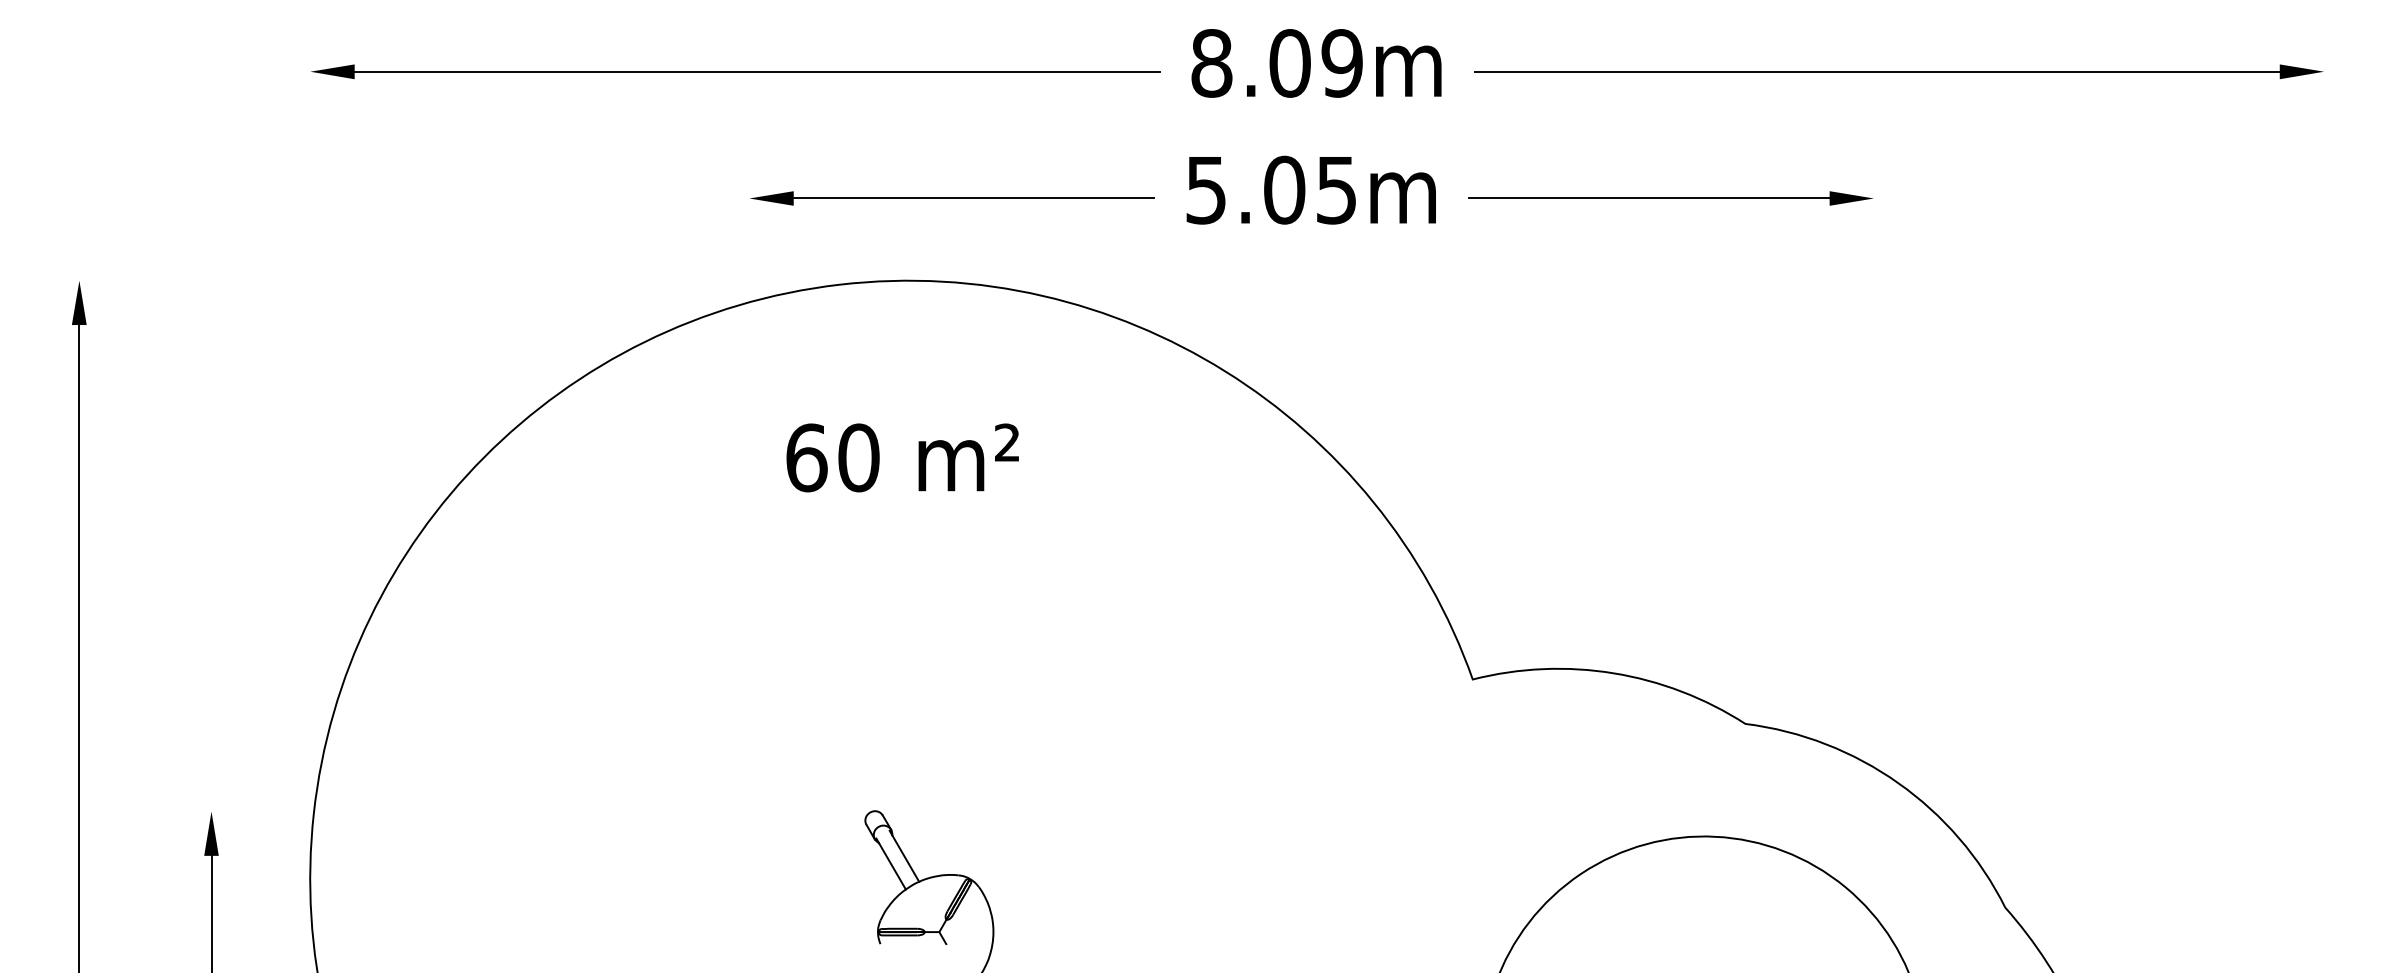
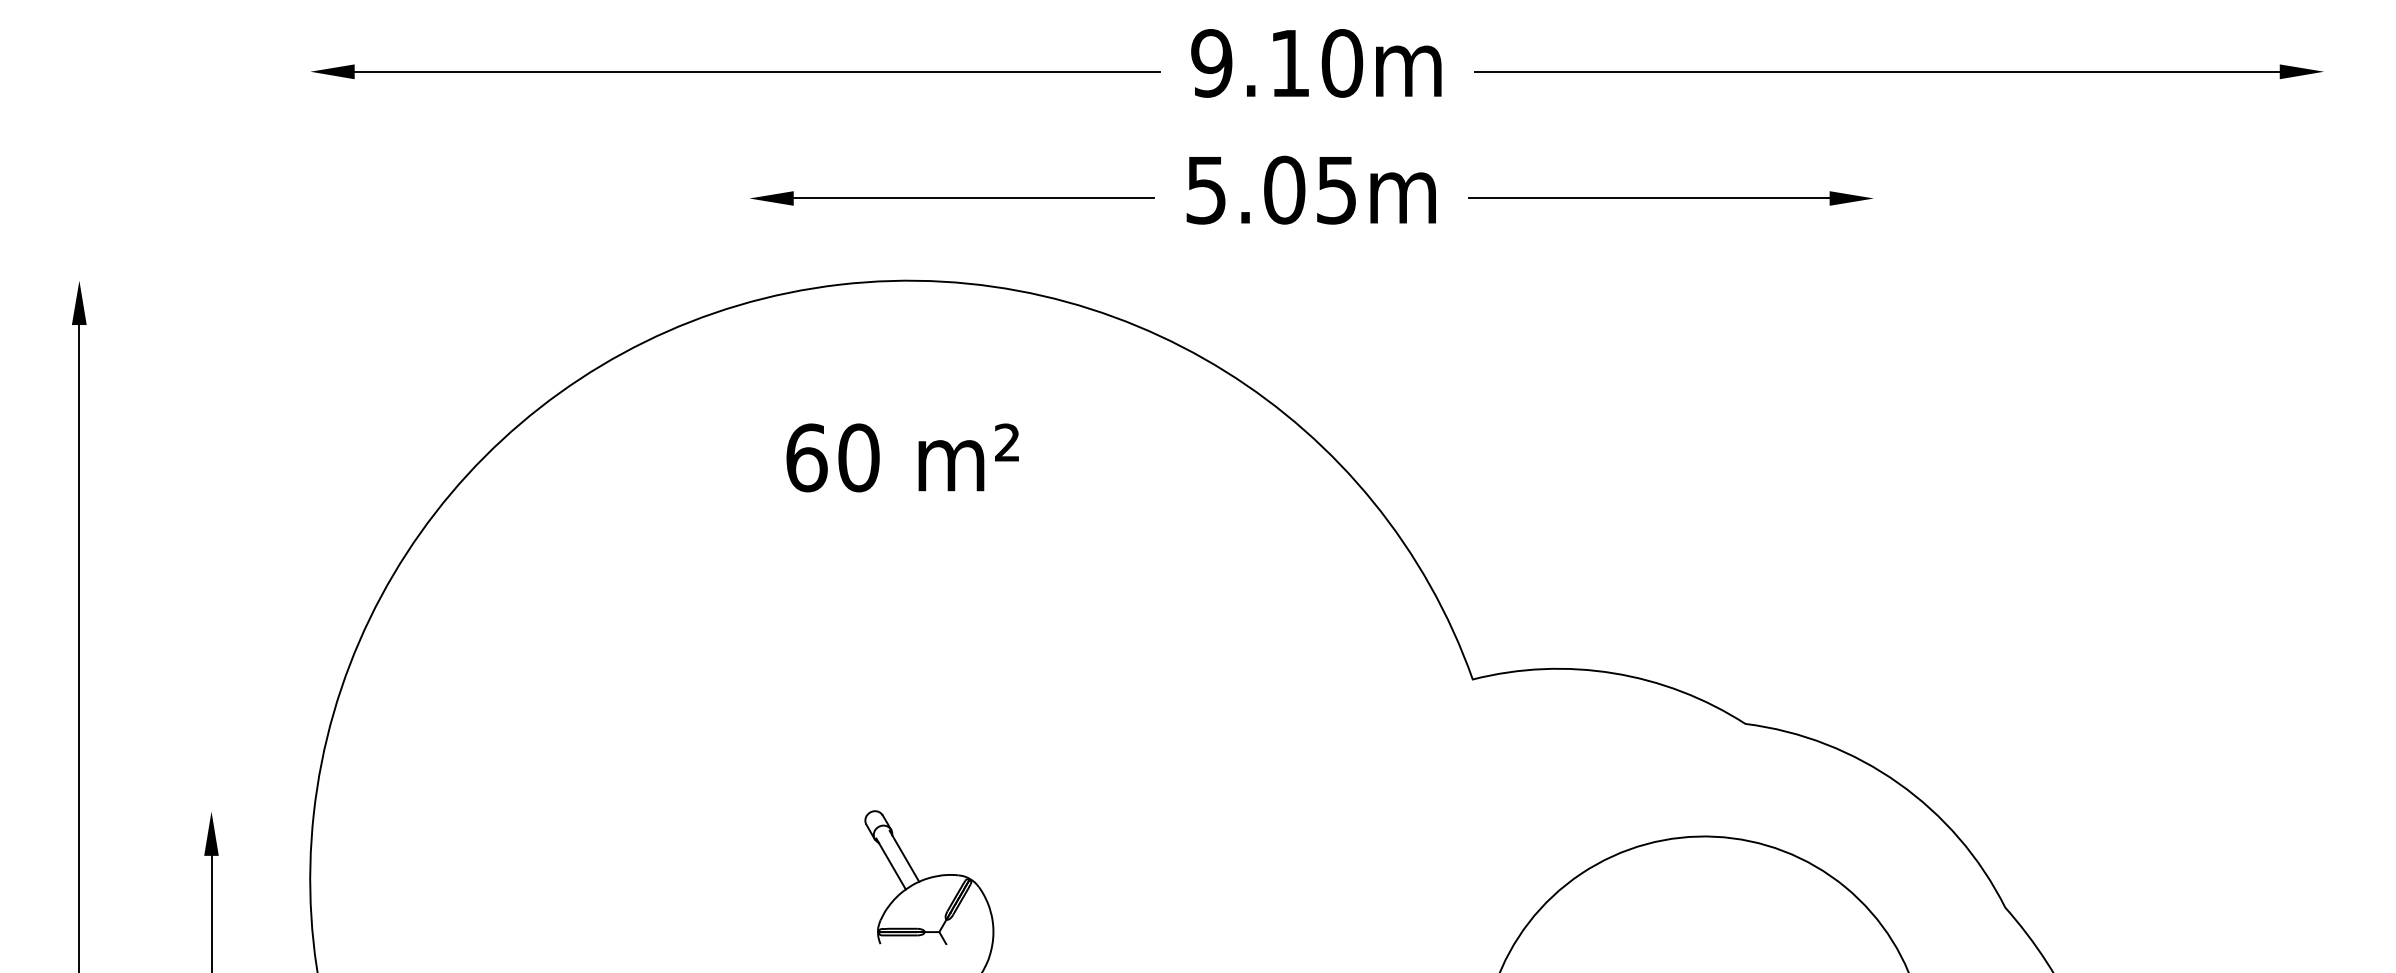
text: 8.09m -> 9.10m (1277, 63)
